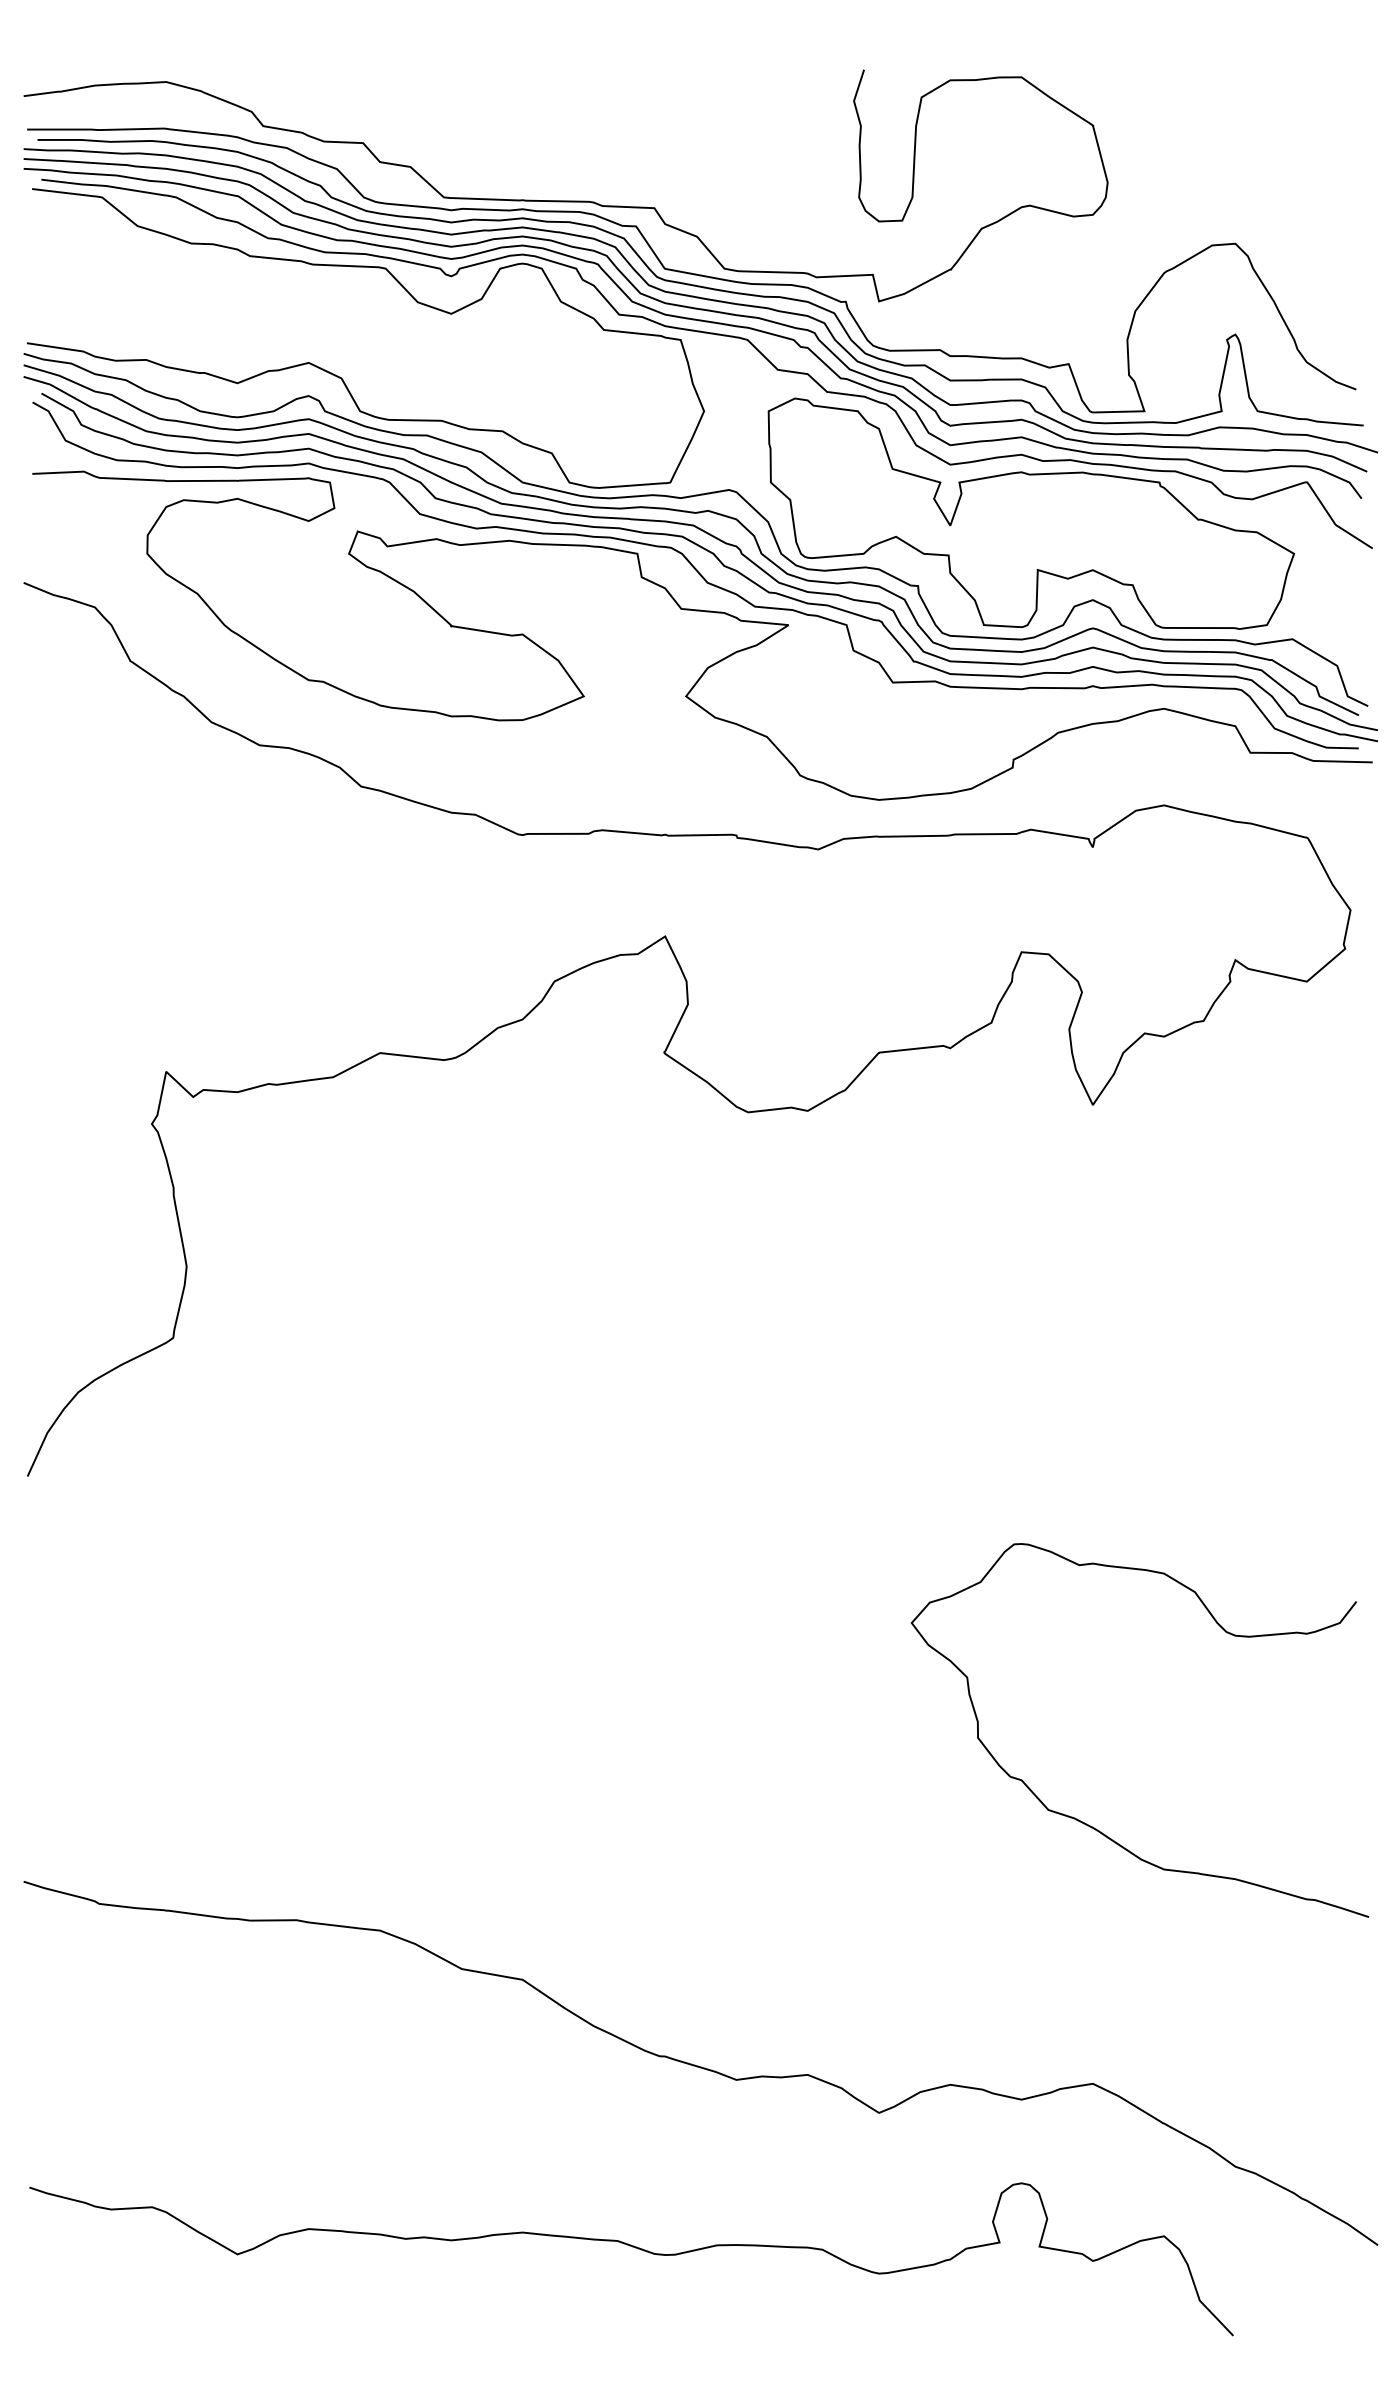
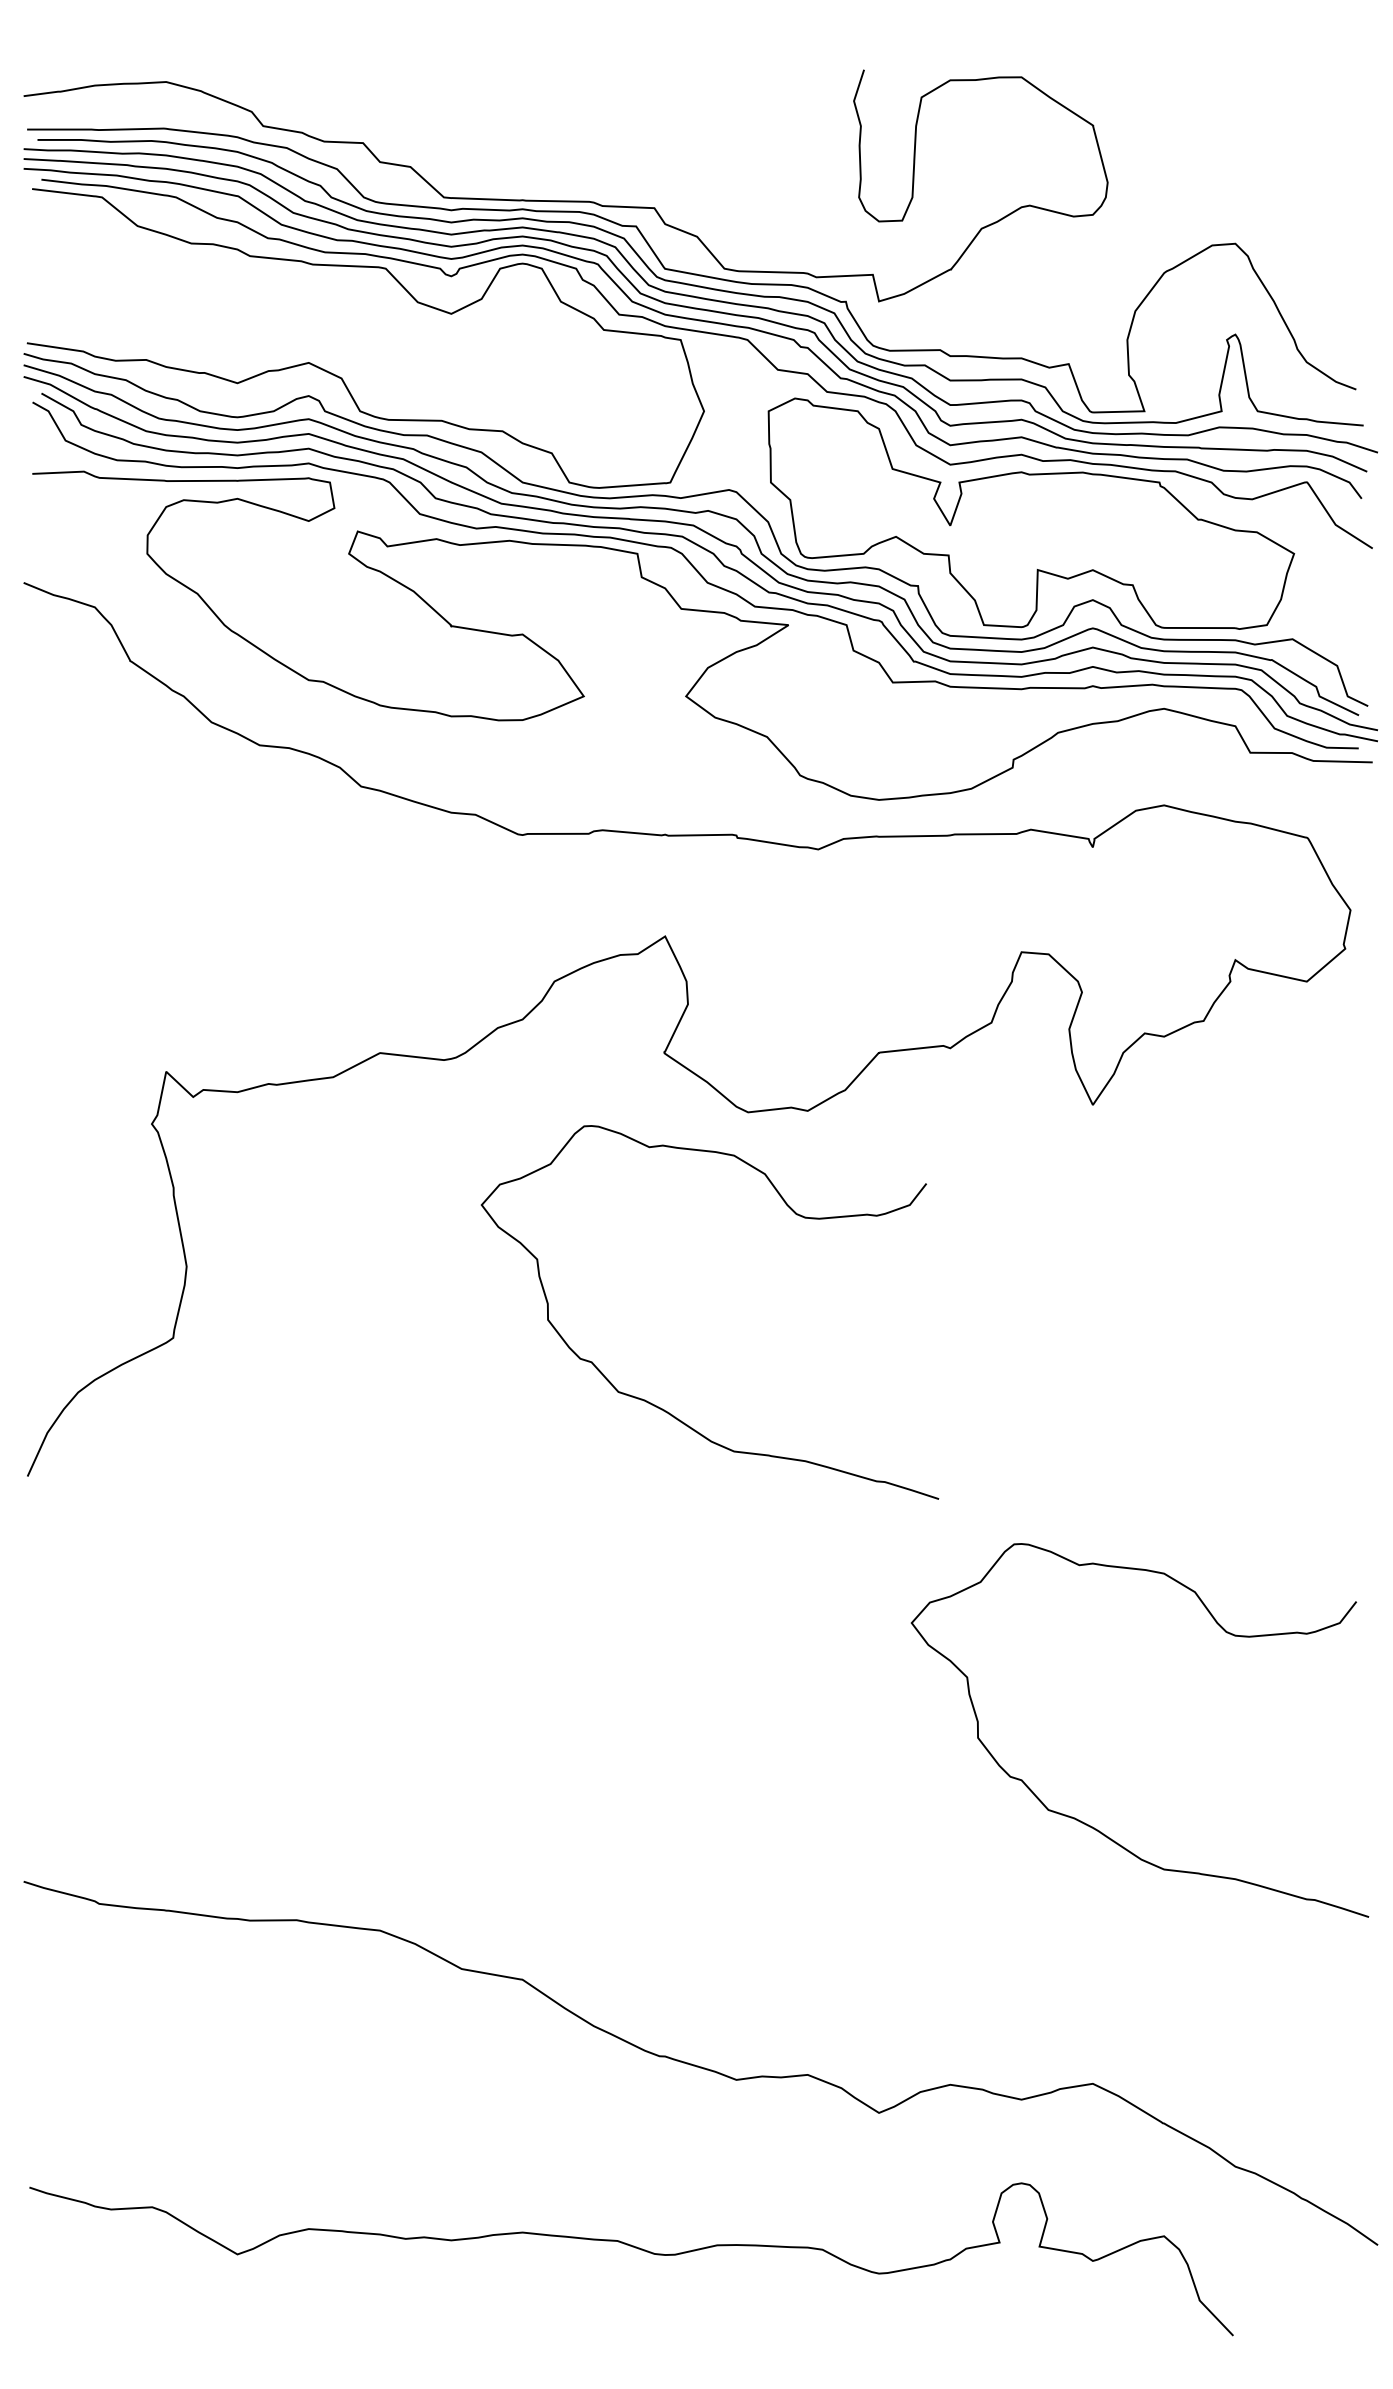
curve: none -> present (662, 1408)
